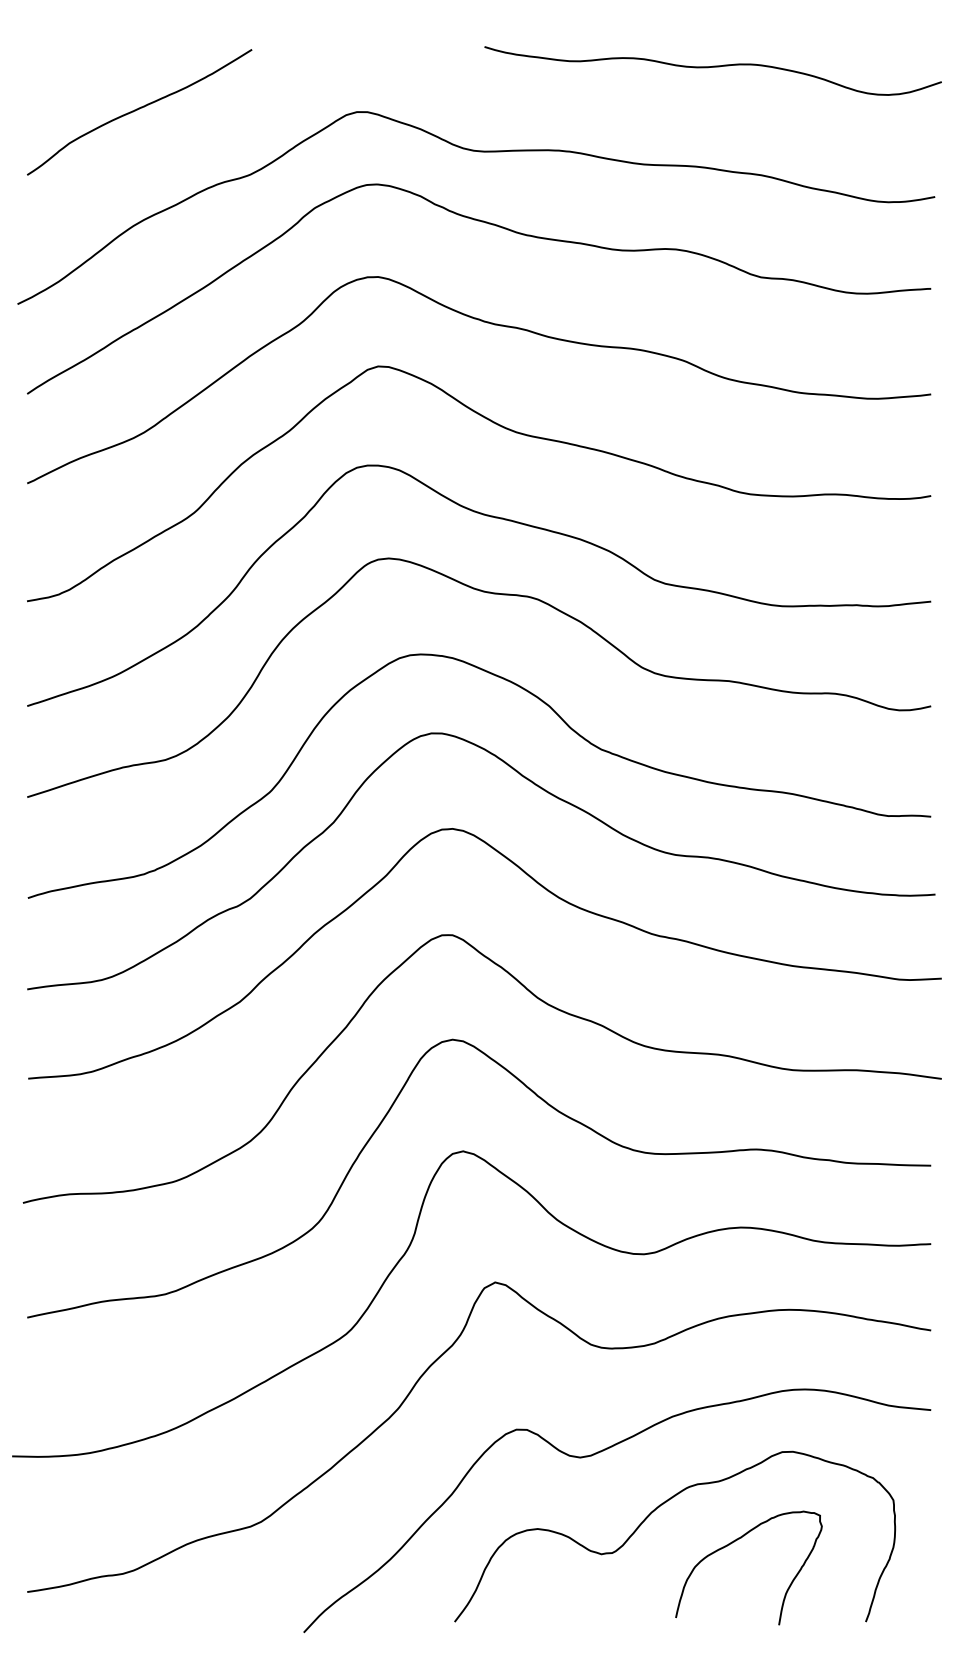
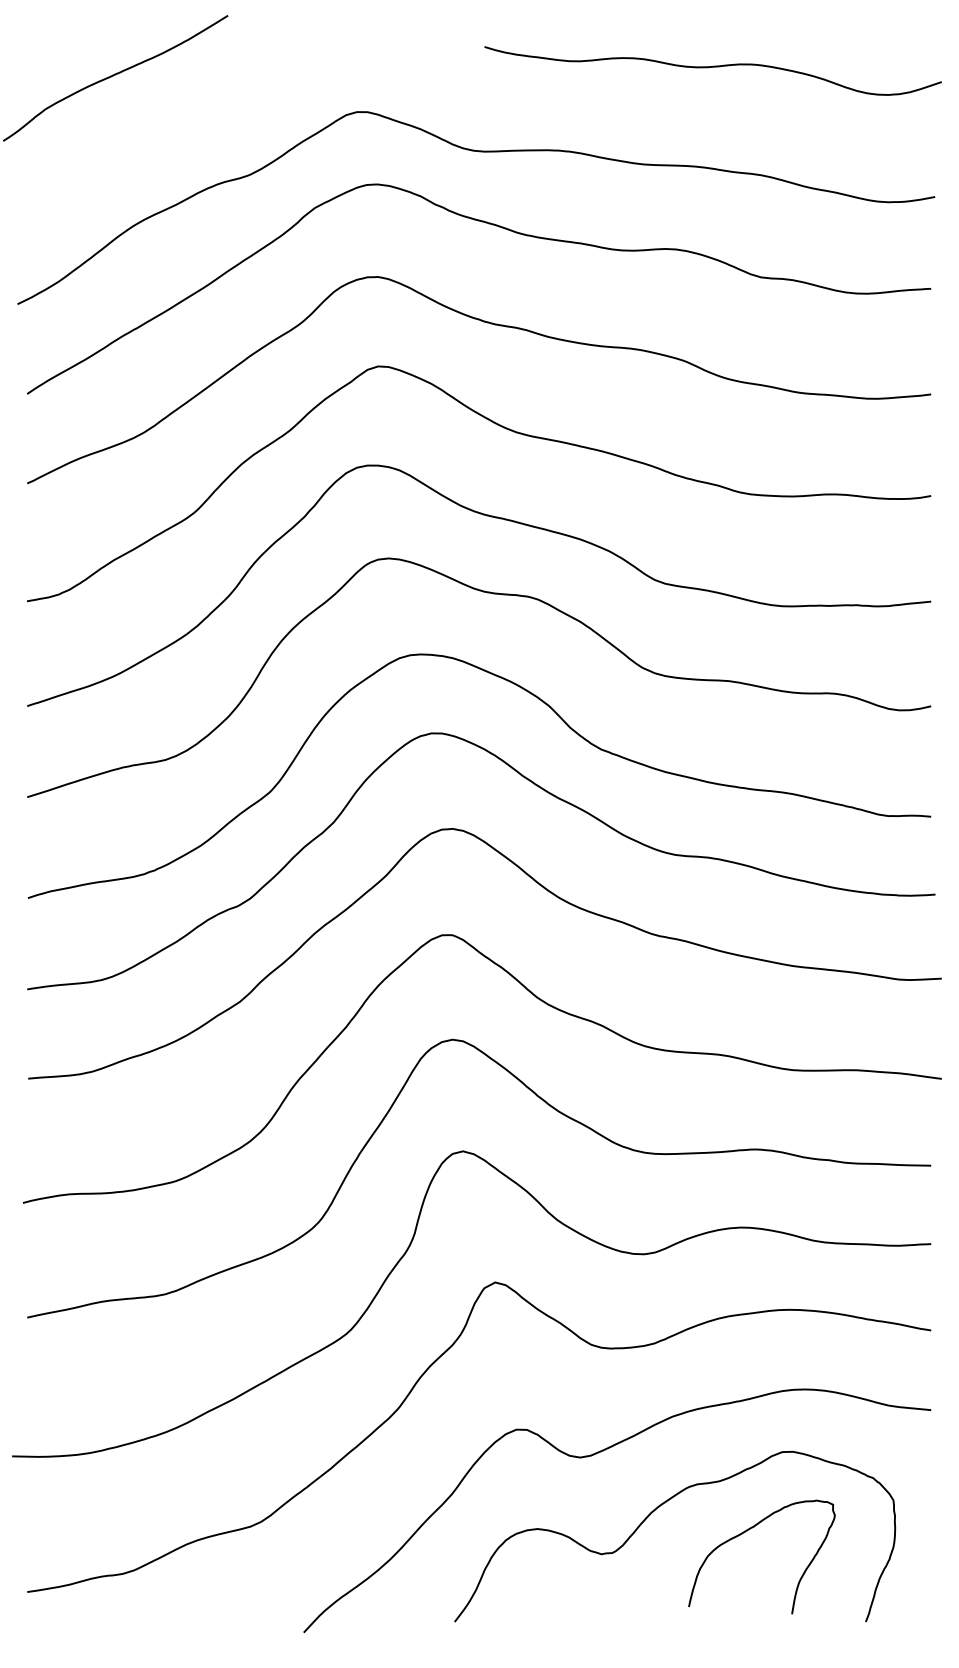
curve position: (137, 110) -> (113, 76) (113, 76)
curve position: (734, 1542) -> (747, 1531) (747, 1531)
